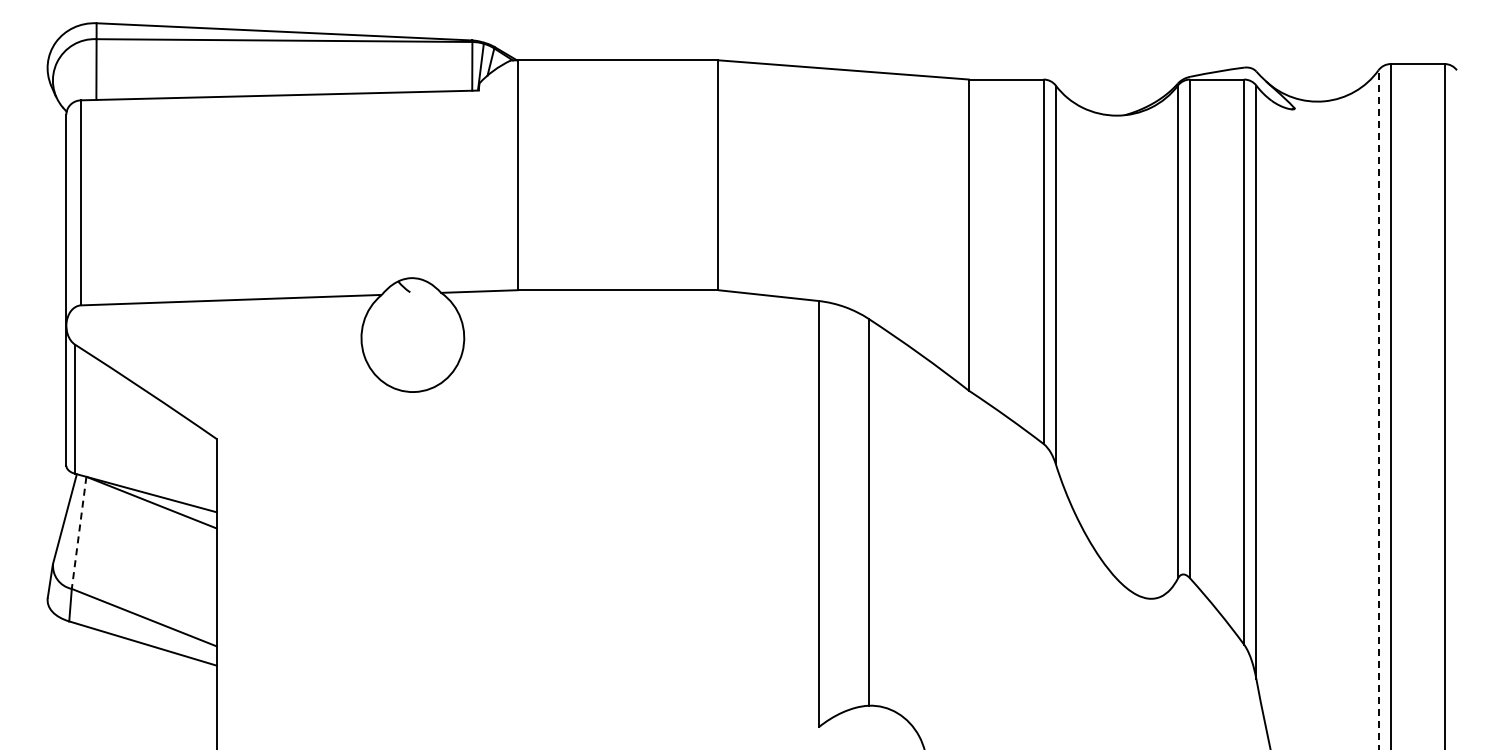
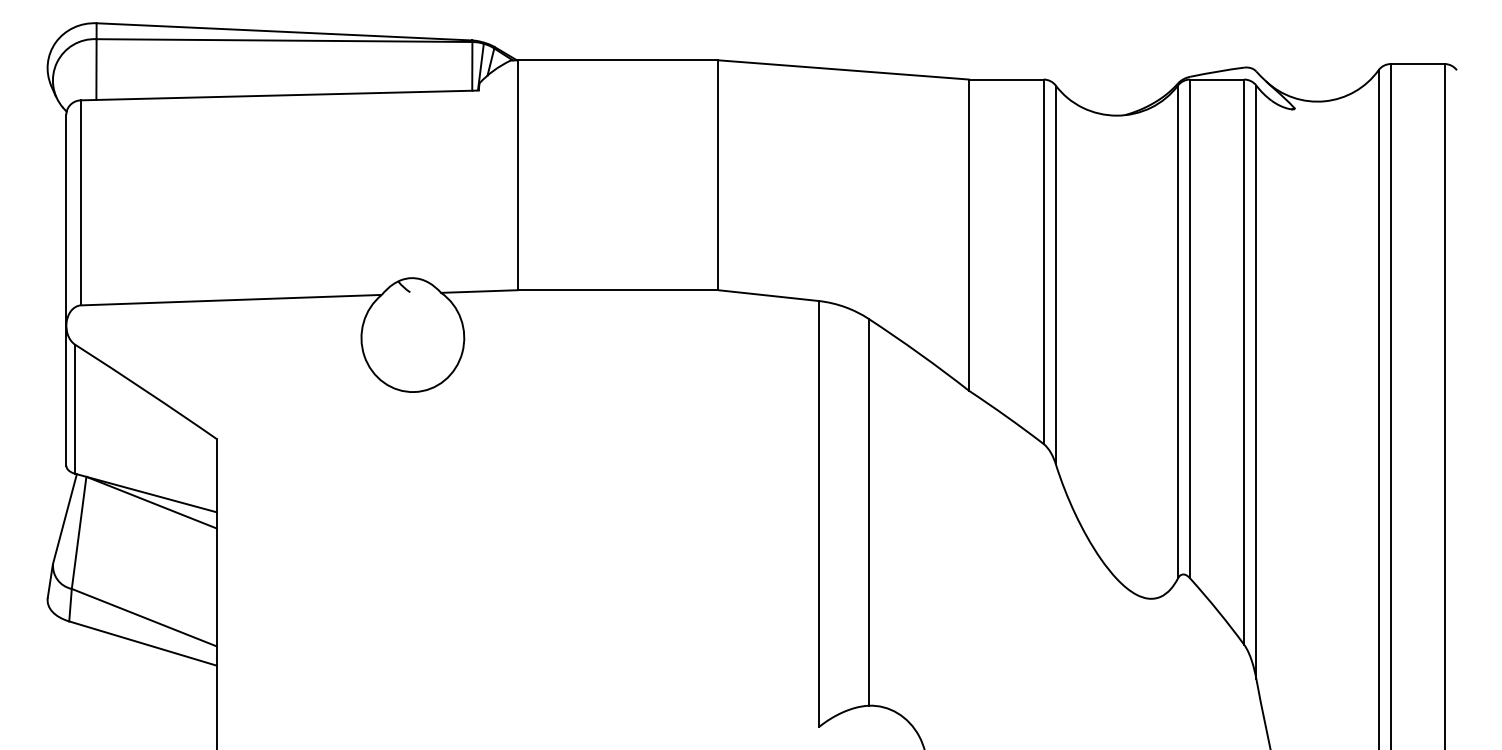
line: dashed -> solid (1378, 410)
line: dashed -> solid (79, 532)
